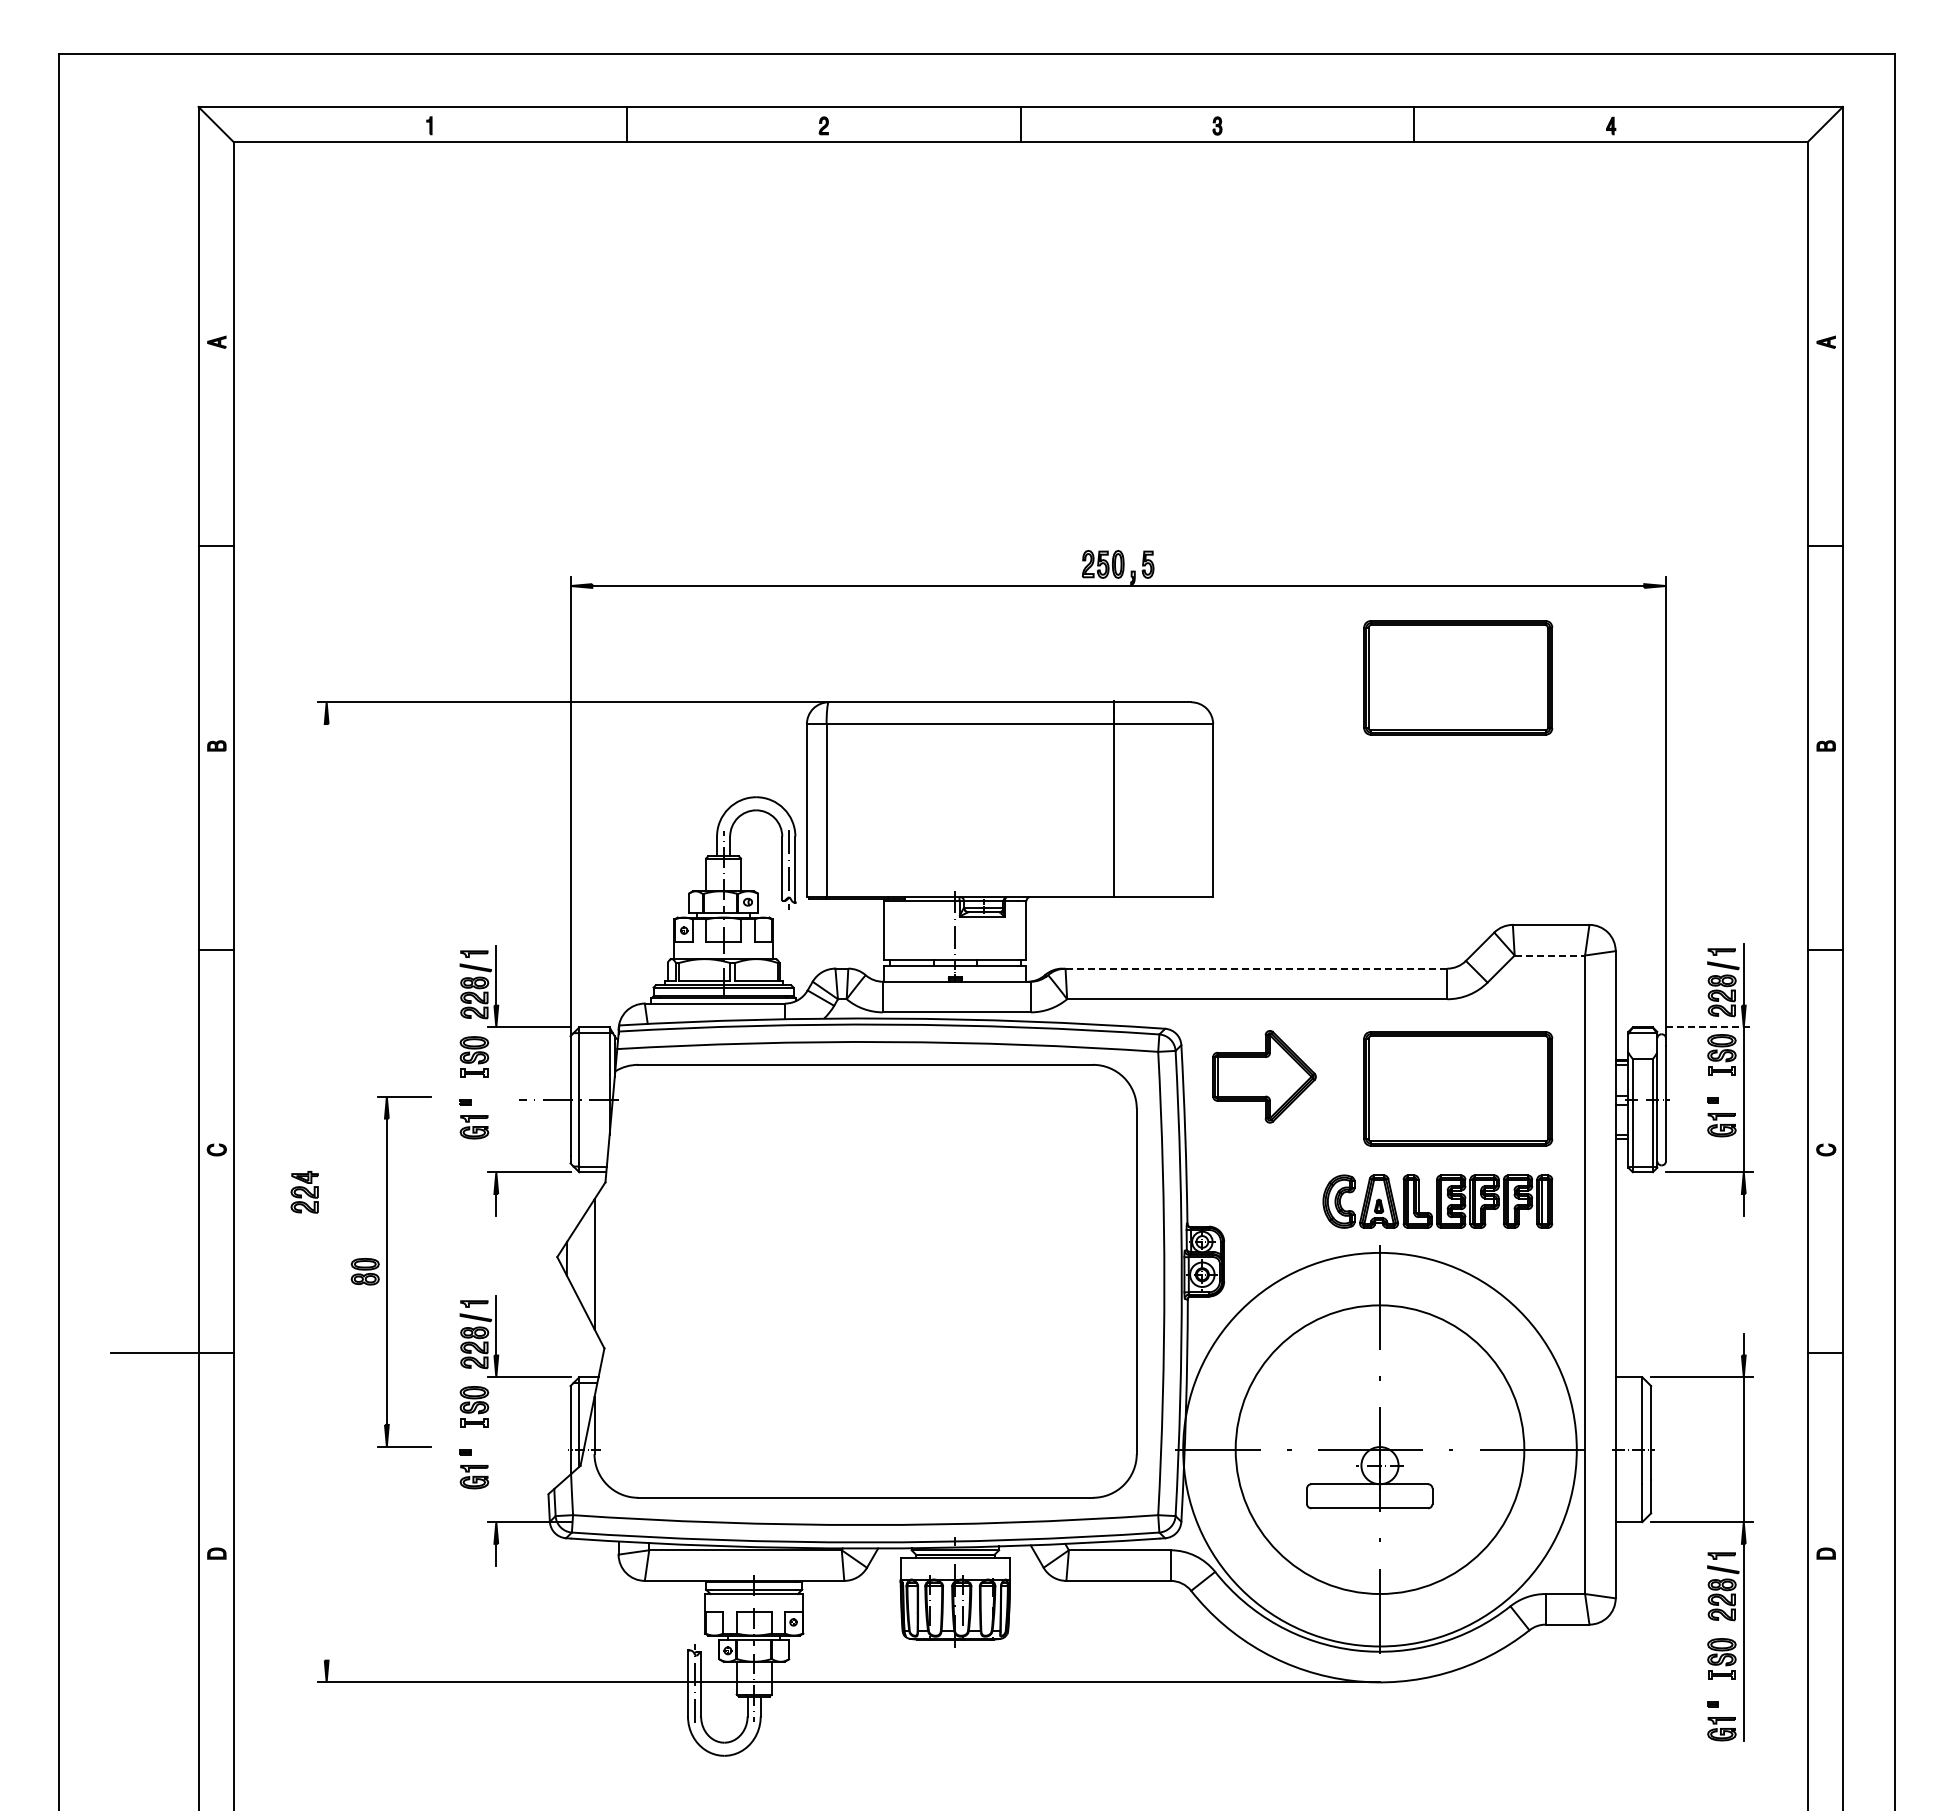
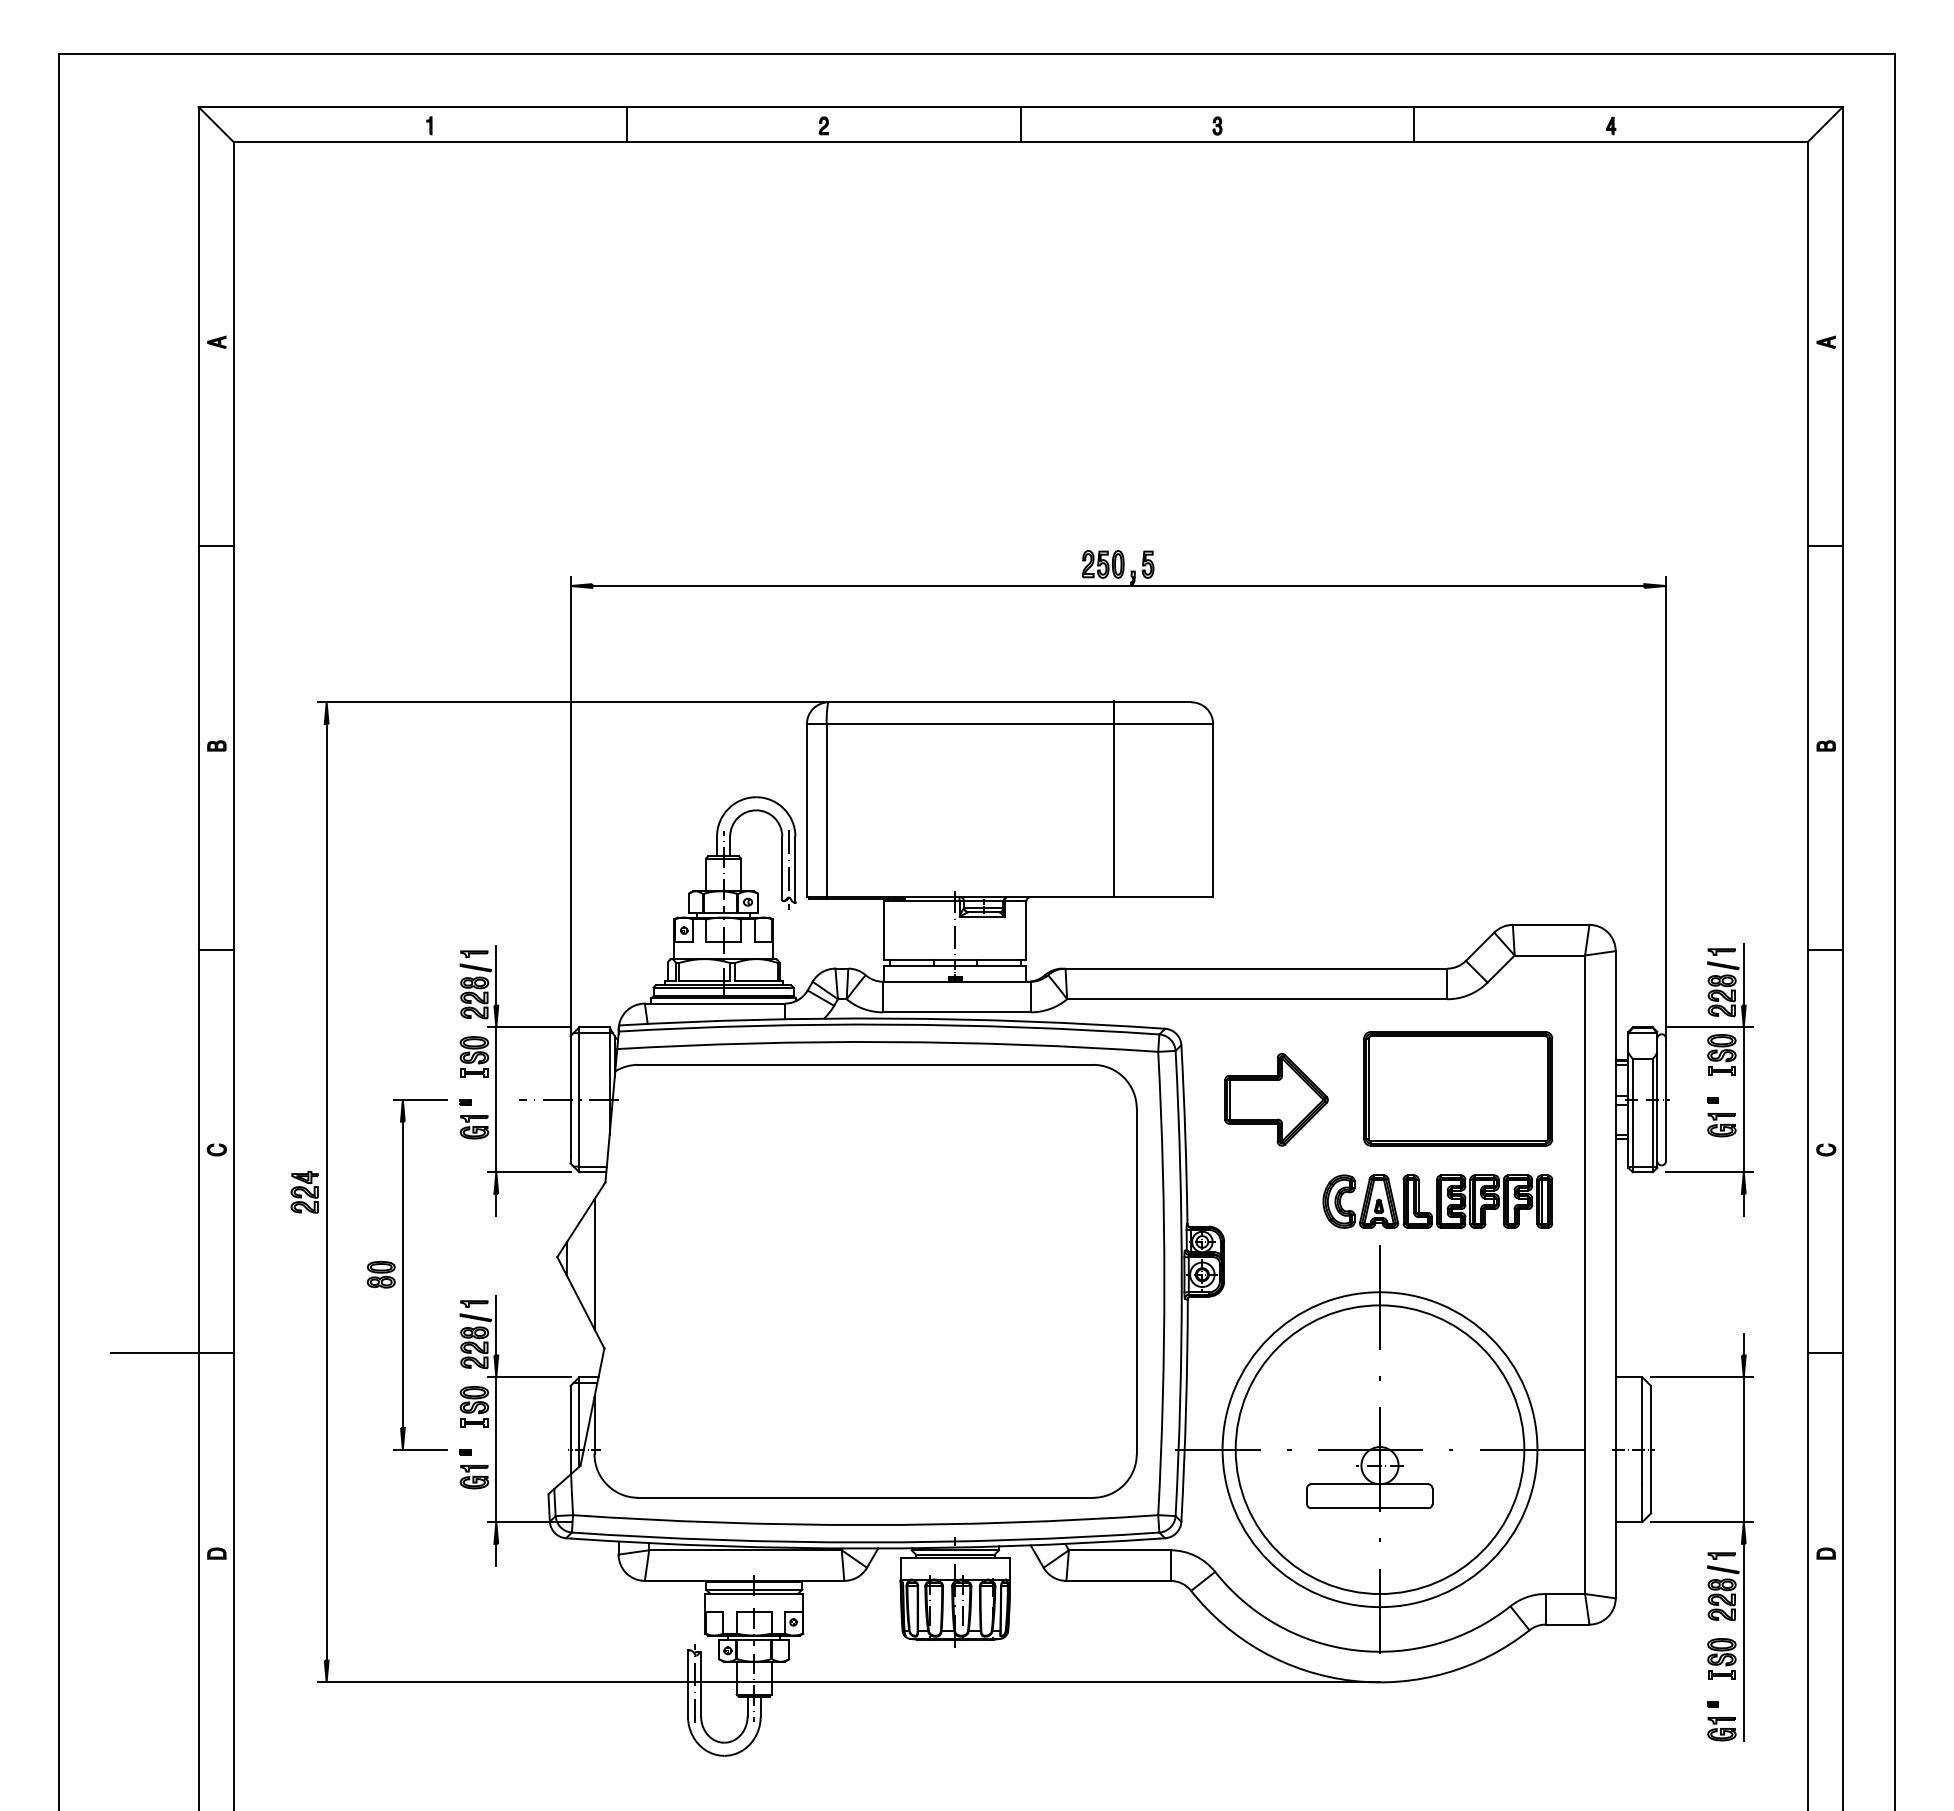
part: present -> none (1458, 677)
line: dashed -> solid (1550, 955)
line: dashed -> solid (1256, 968)
line: dashed -> solid (1709, 1027)
part position: (1264, 1076) -> (1276, 1099) (1276, 1099)
line: none -> present (496, 1099)
line: none -> present (326, 1192)
part position: (390, 1271) -> (406, 1274) (406, 1274)
line: none -> present (496, 1449)
circle diameter: 394 px -> 315 px (1379, 1449)
